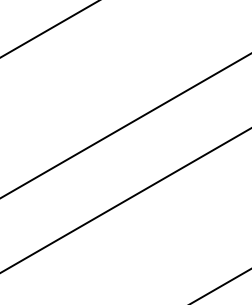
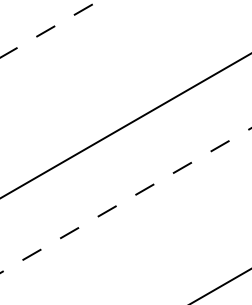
line: solid -> dashed (50, 28)
line: solid -> dashed (125, 200)
